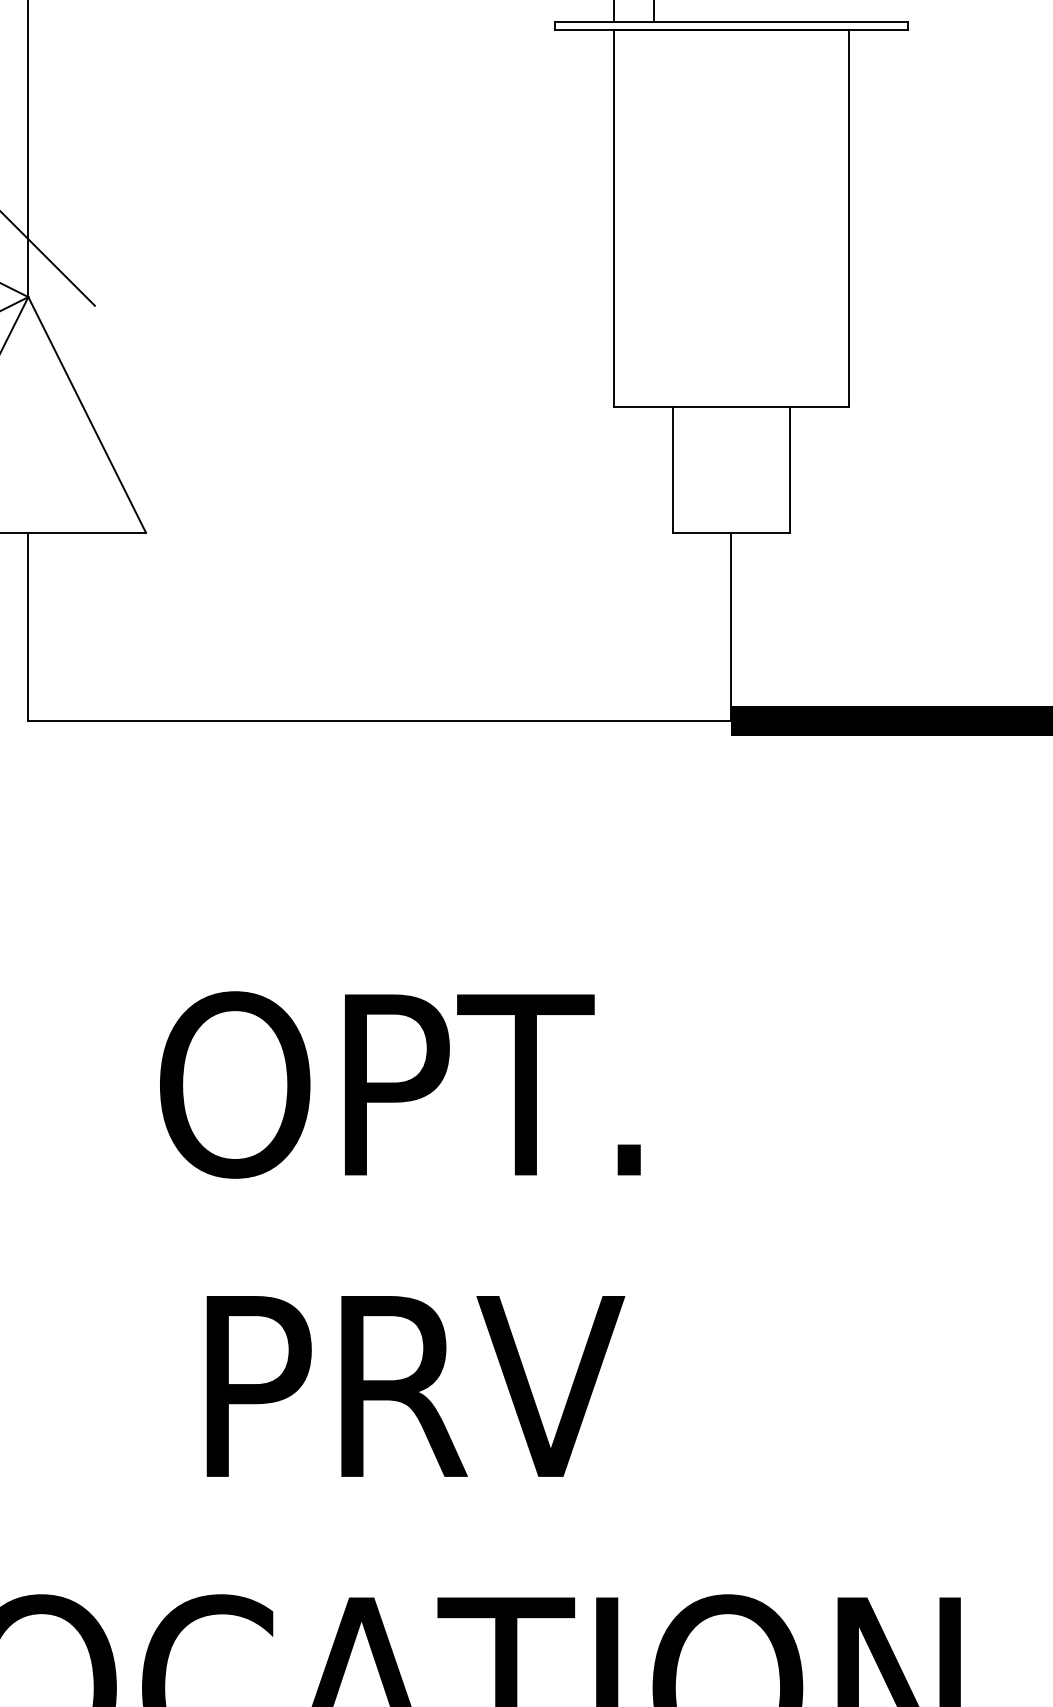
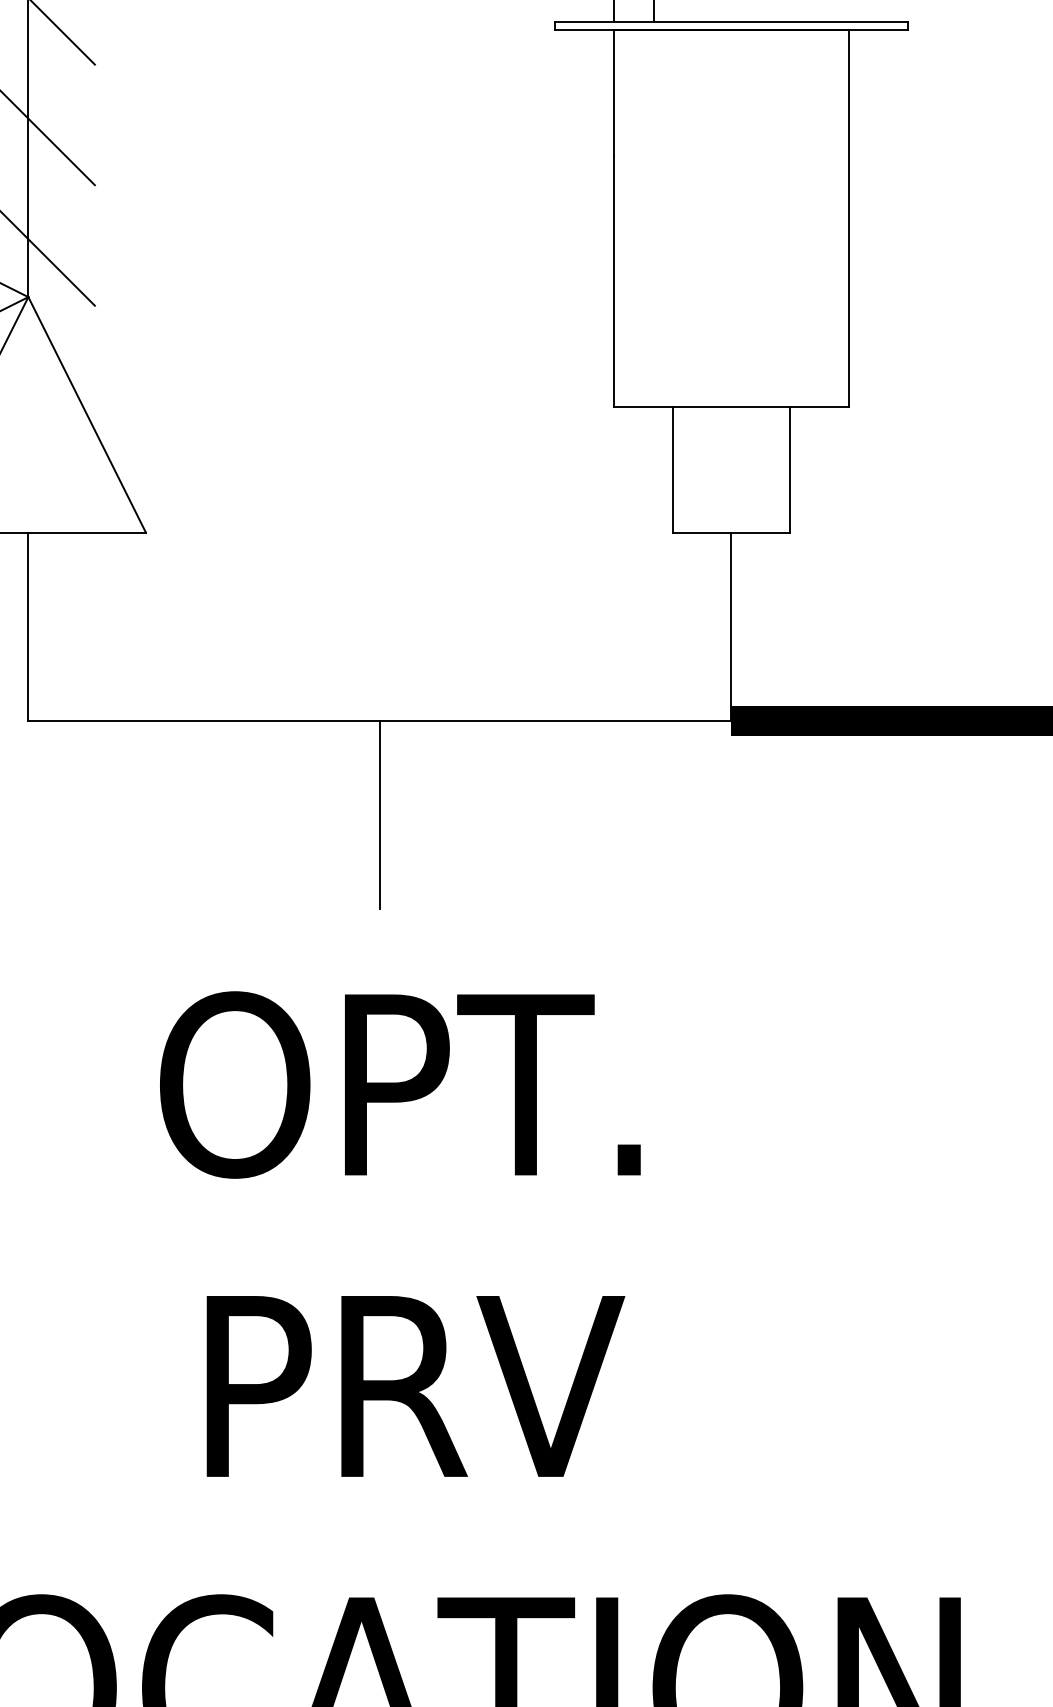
line: none -> present (63, 33)
line: none -> present (48, 138)
line: none -> present (379, 814)
